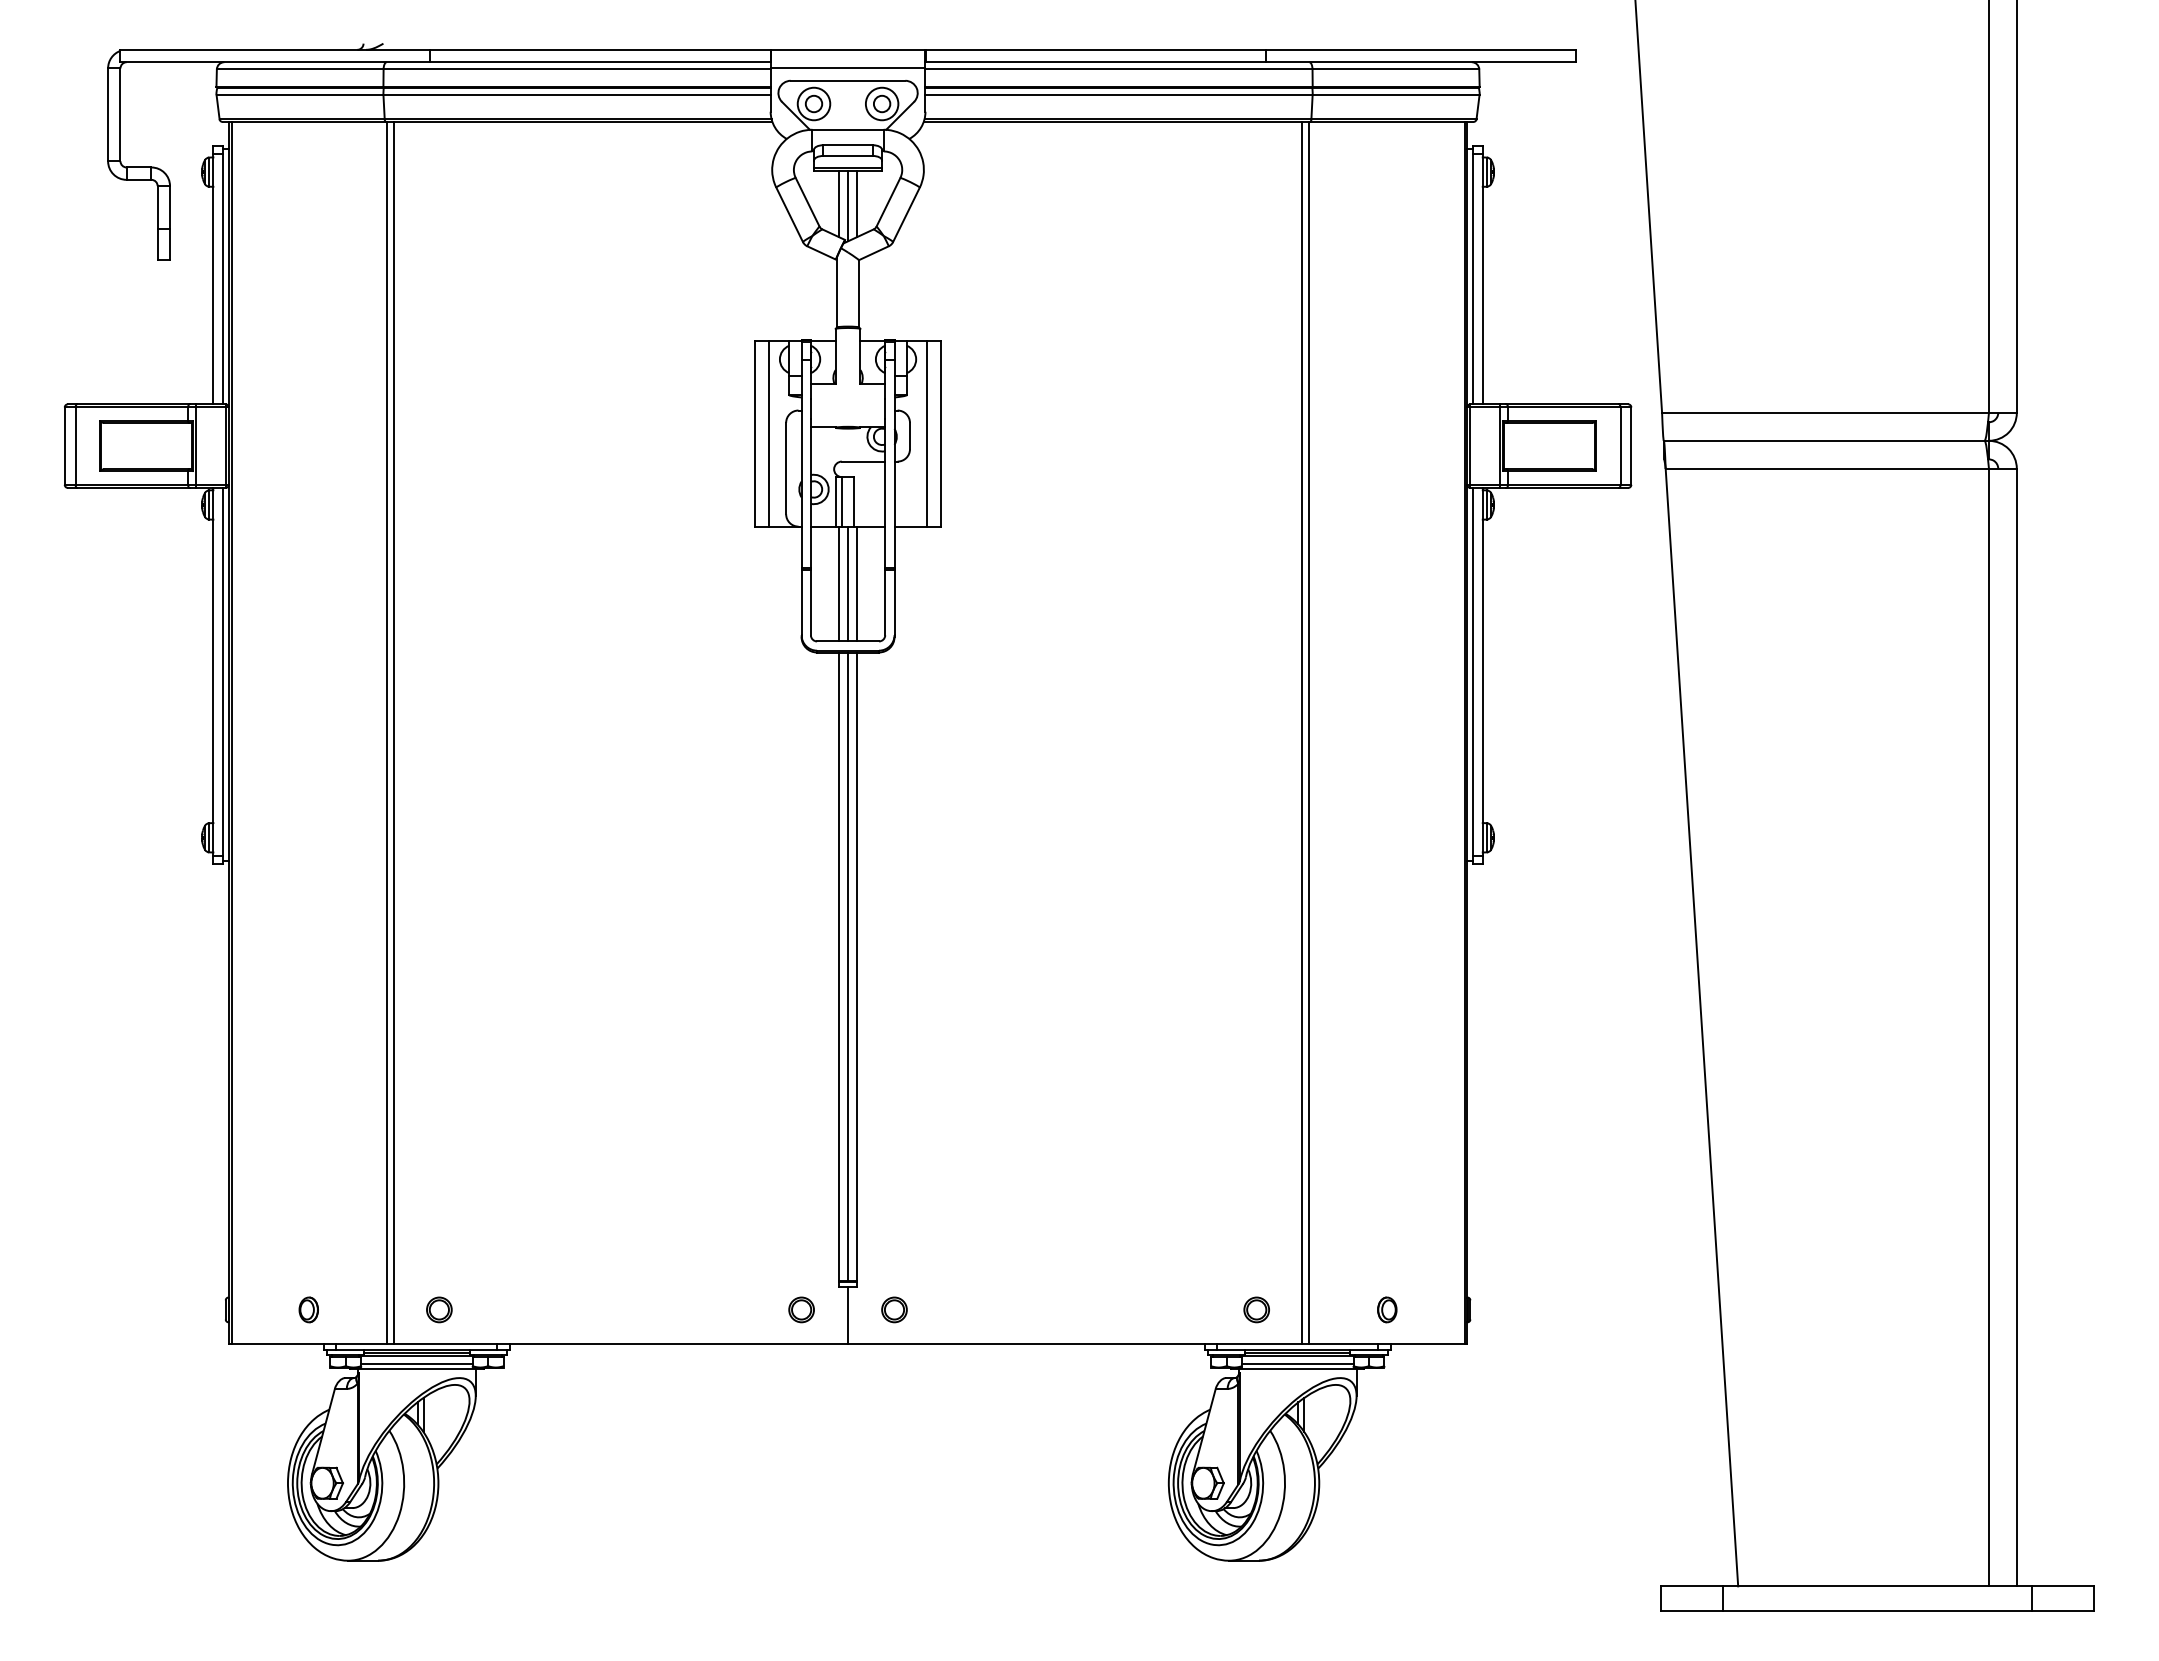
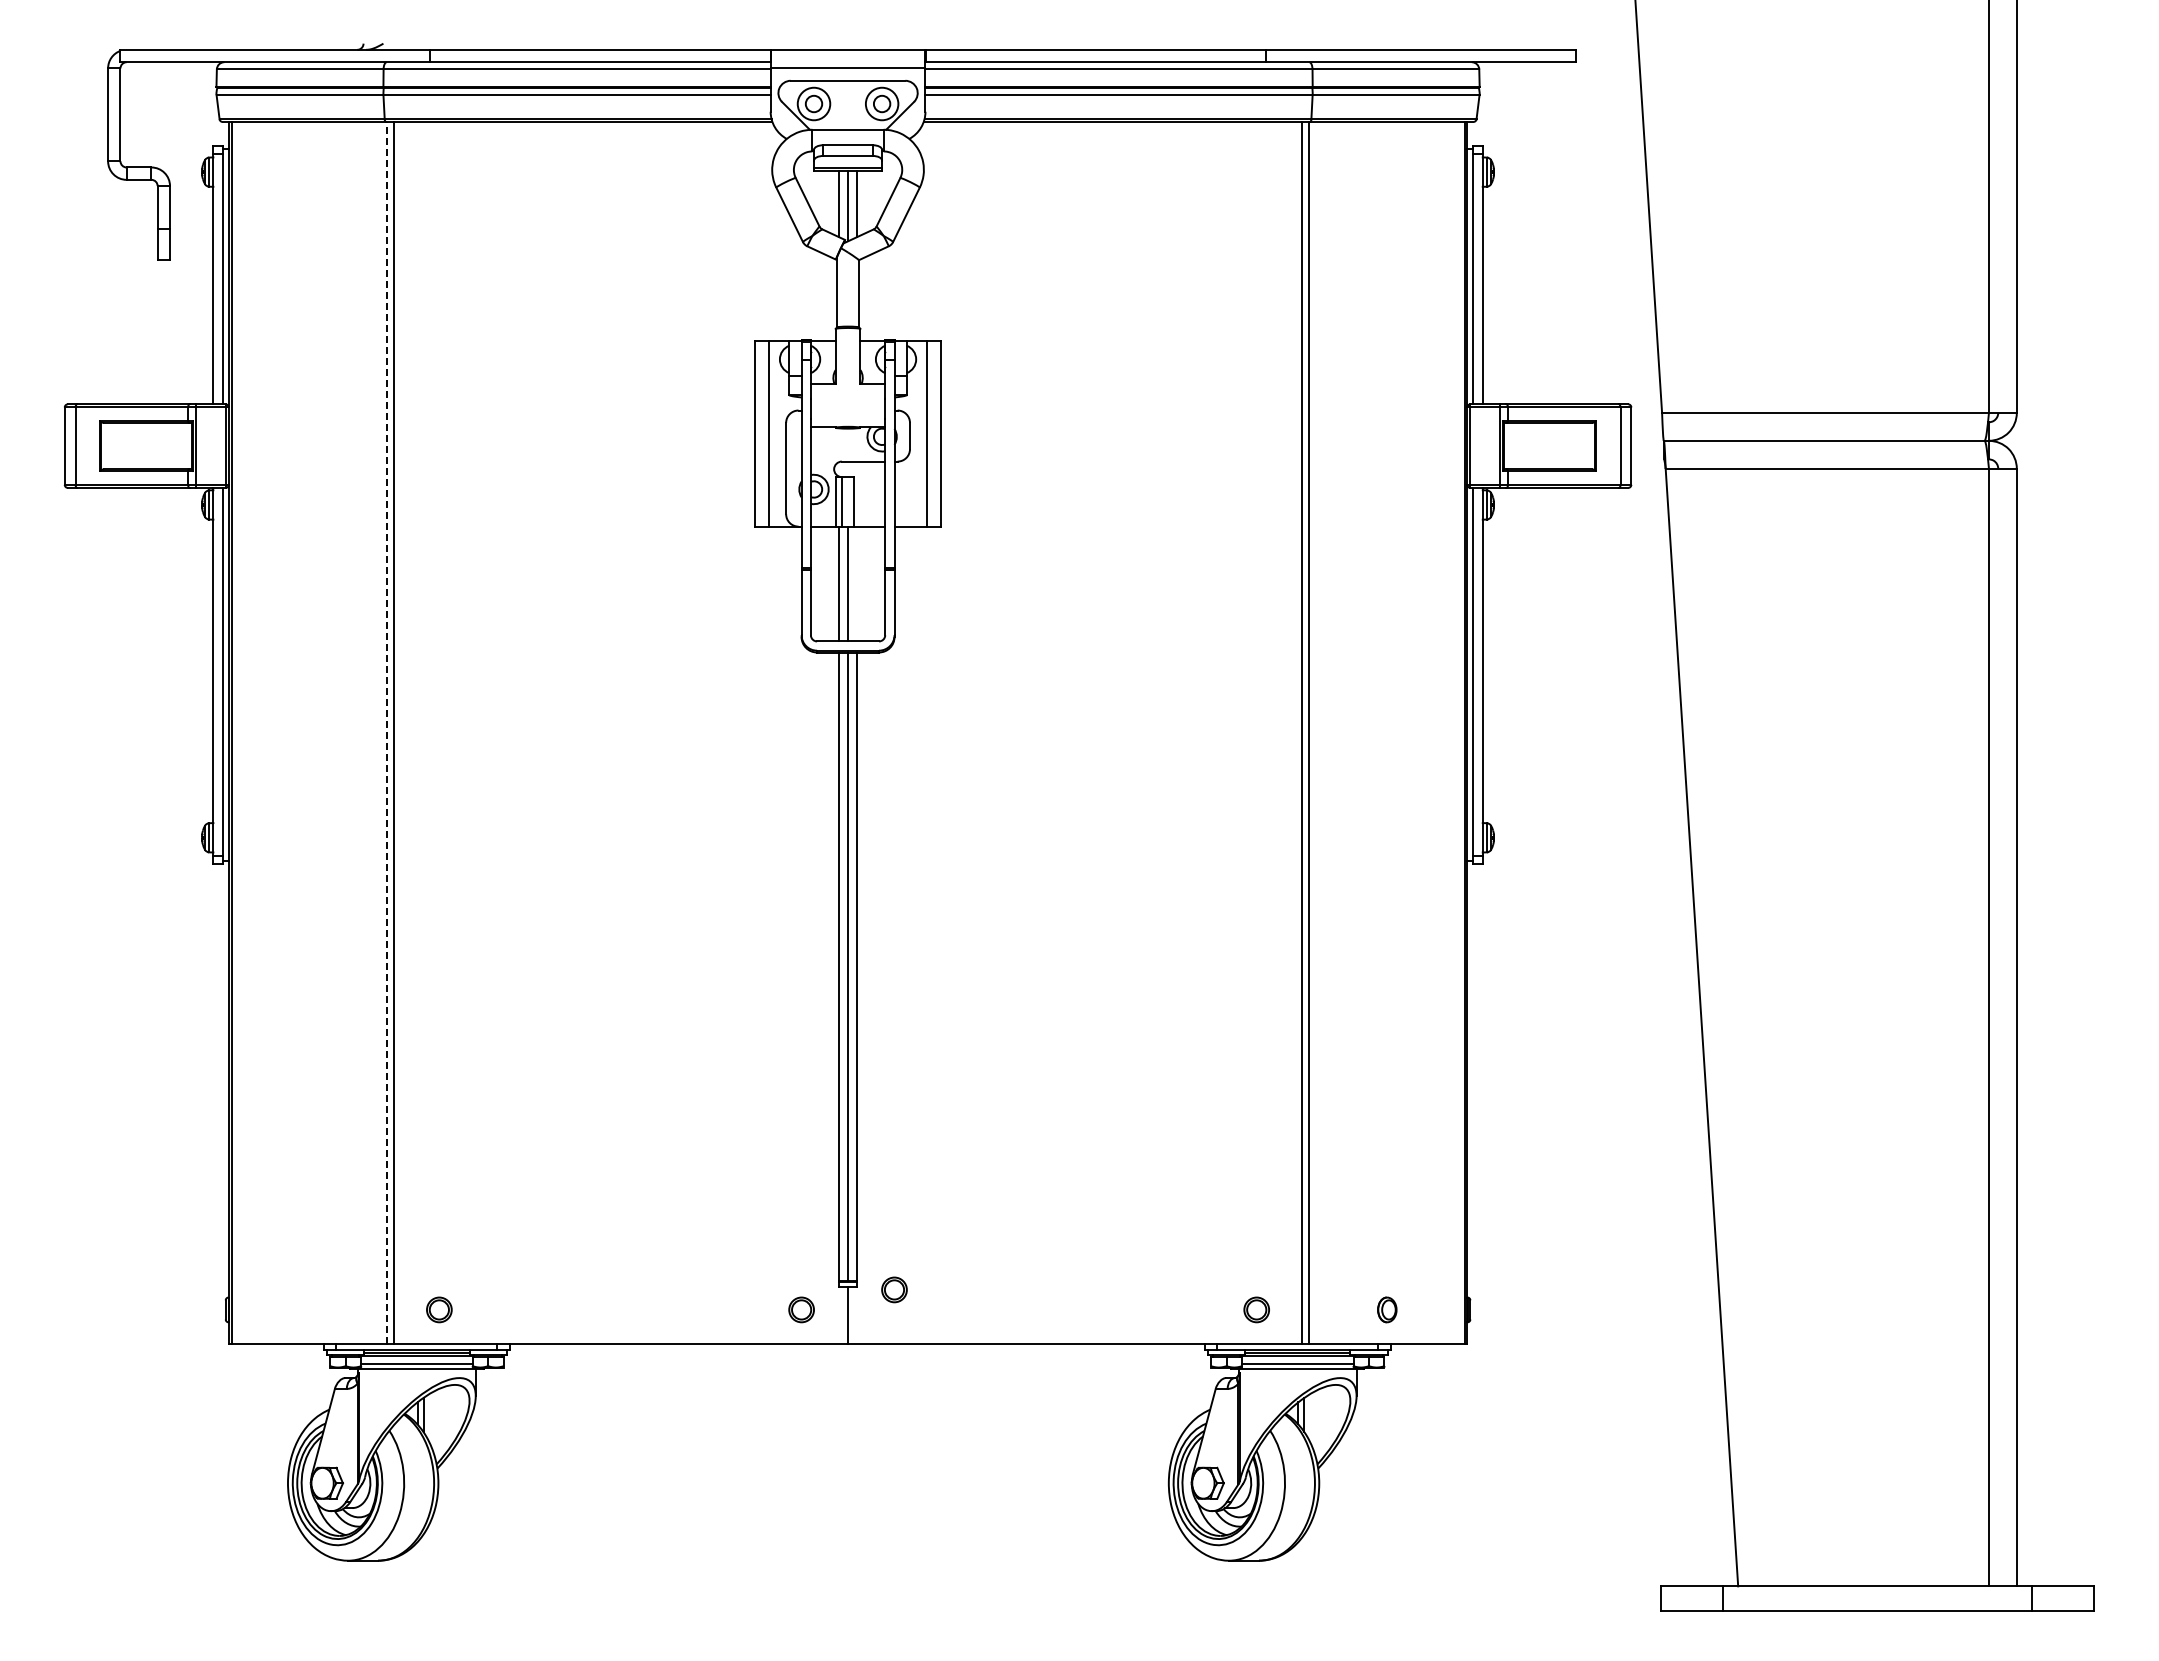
line: present -> none (857, 583)
line: solid -> dashed (387, 732)
part: present -> none (308, 1309)
part position: (894, 1309) -> (894, 1289) (894, 1289)
